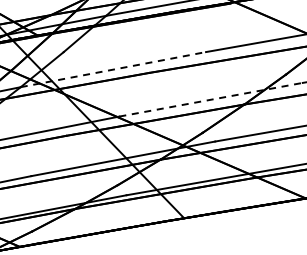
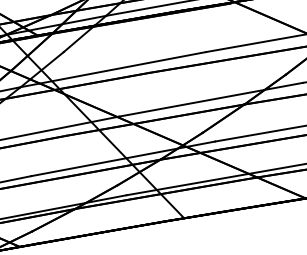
line: dashed -> solid (113, 69)
line: dashed -> solid (211, 99)
